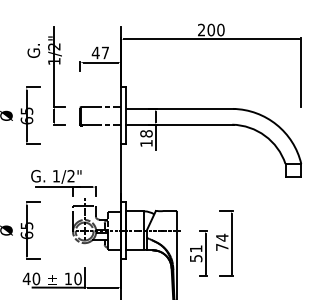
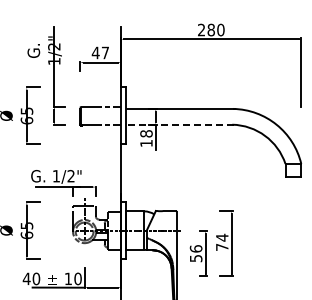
text: 200 -> 280 (211, 30)
line: solid -> dashed (179, 124)
text: 51 -> 56 (195, 248)
